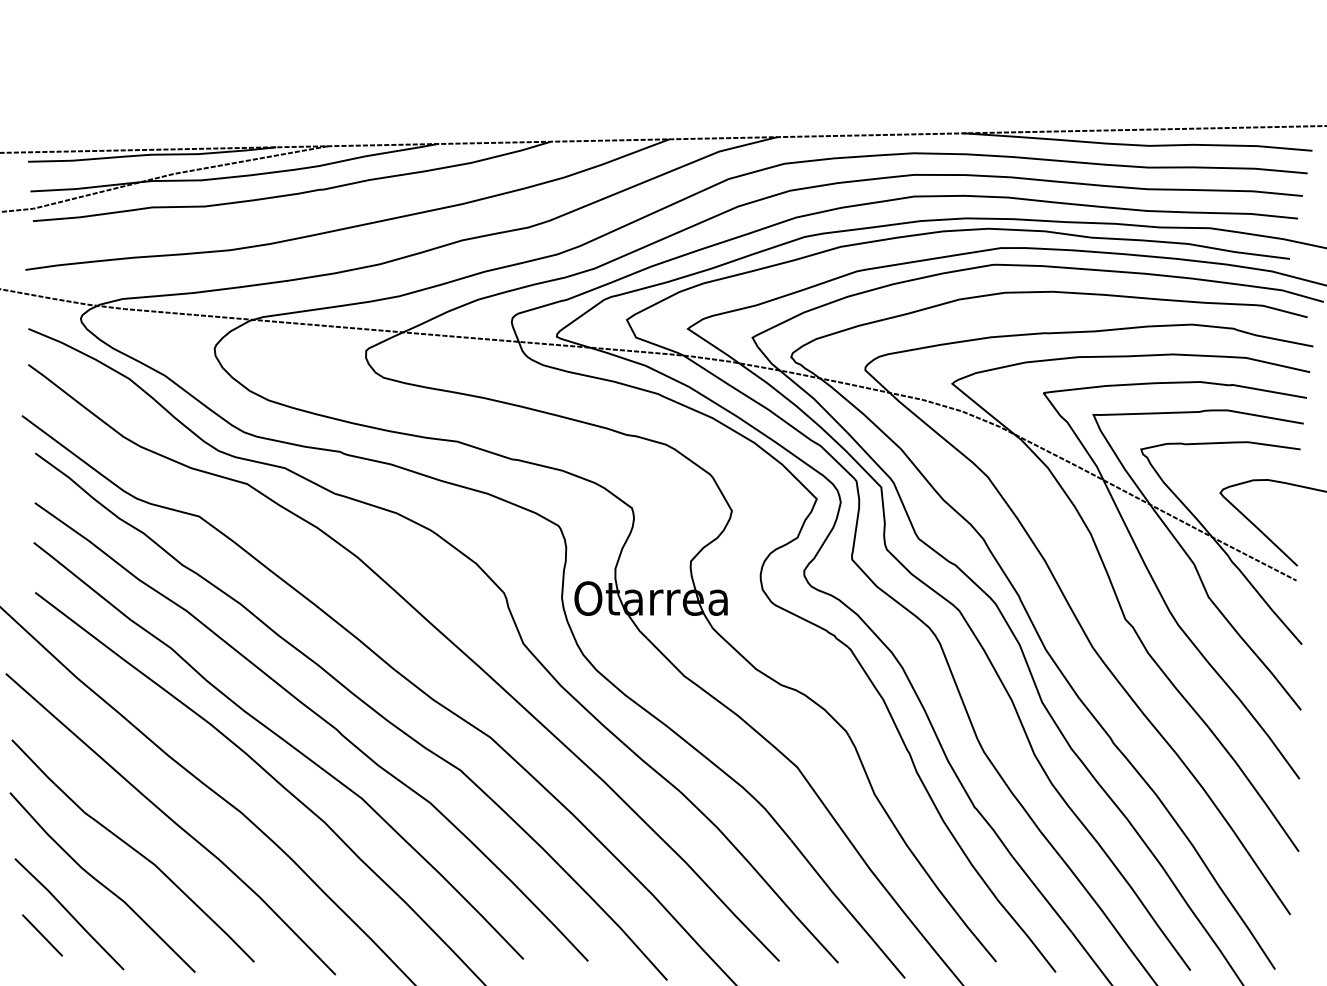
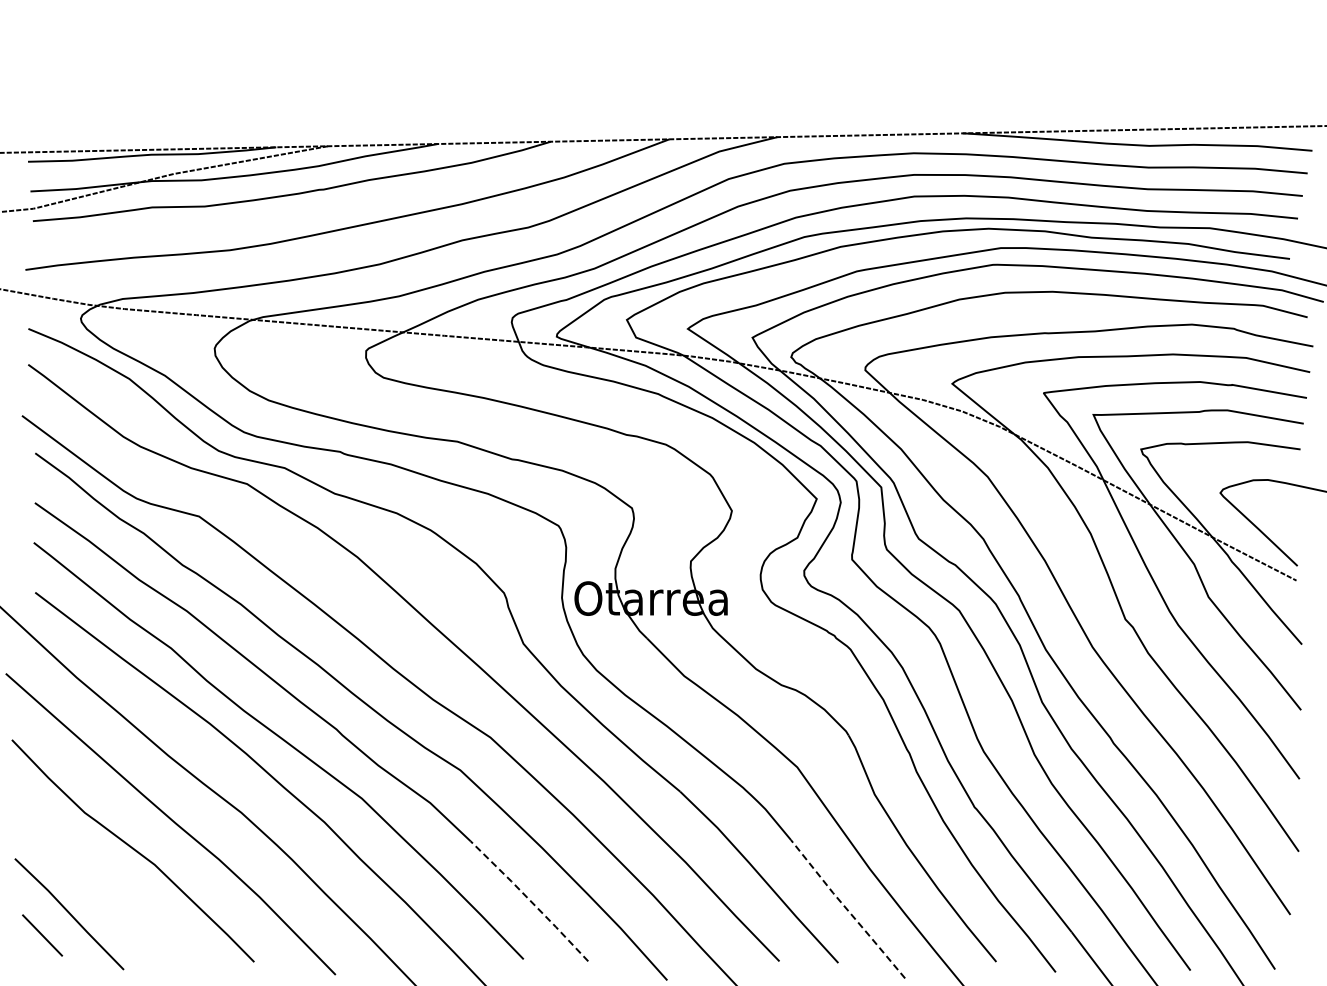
curve: present -> none (101, 882)
line: solid -> dashed (530, 900)
line: solid -> dashed (847, 909)
